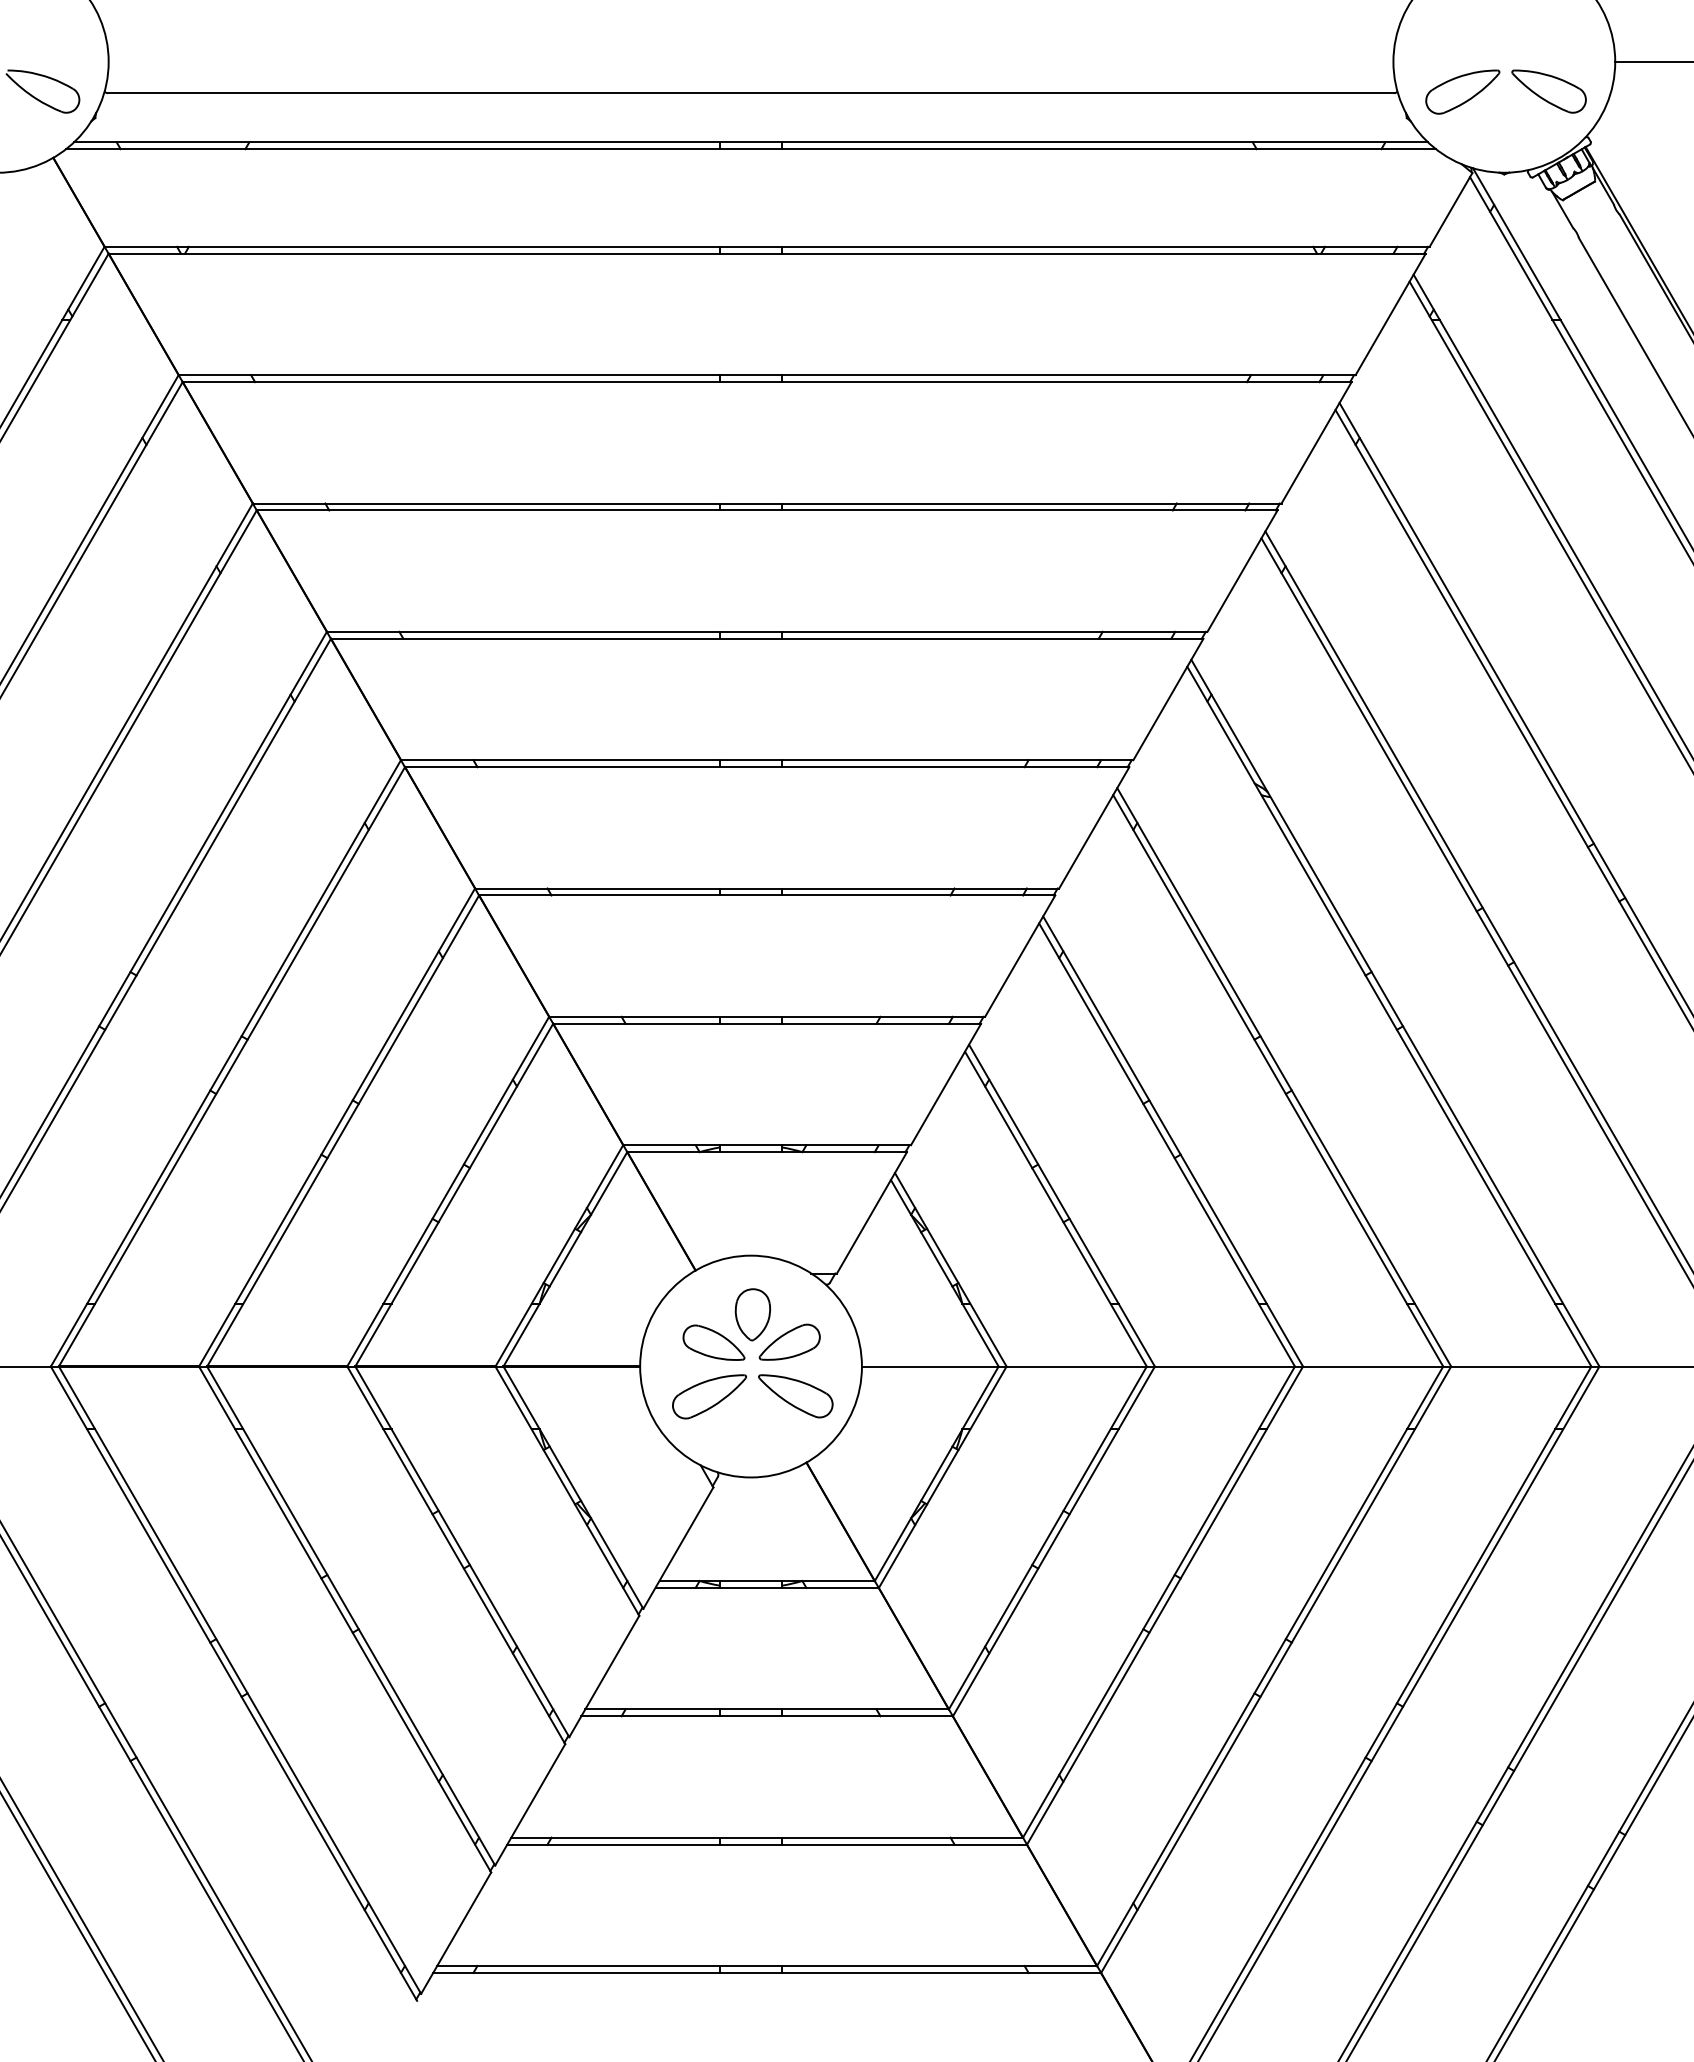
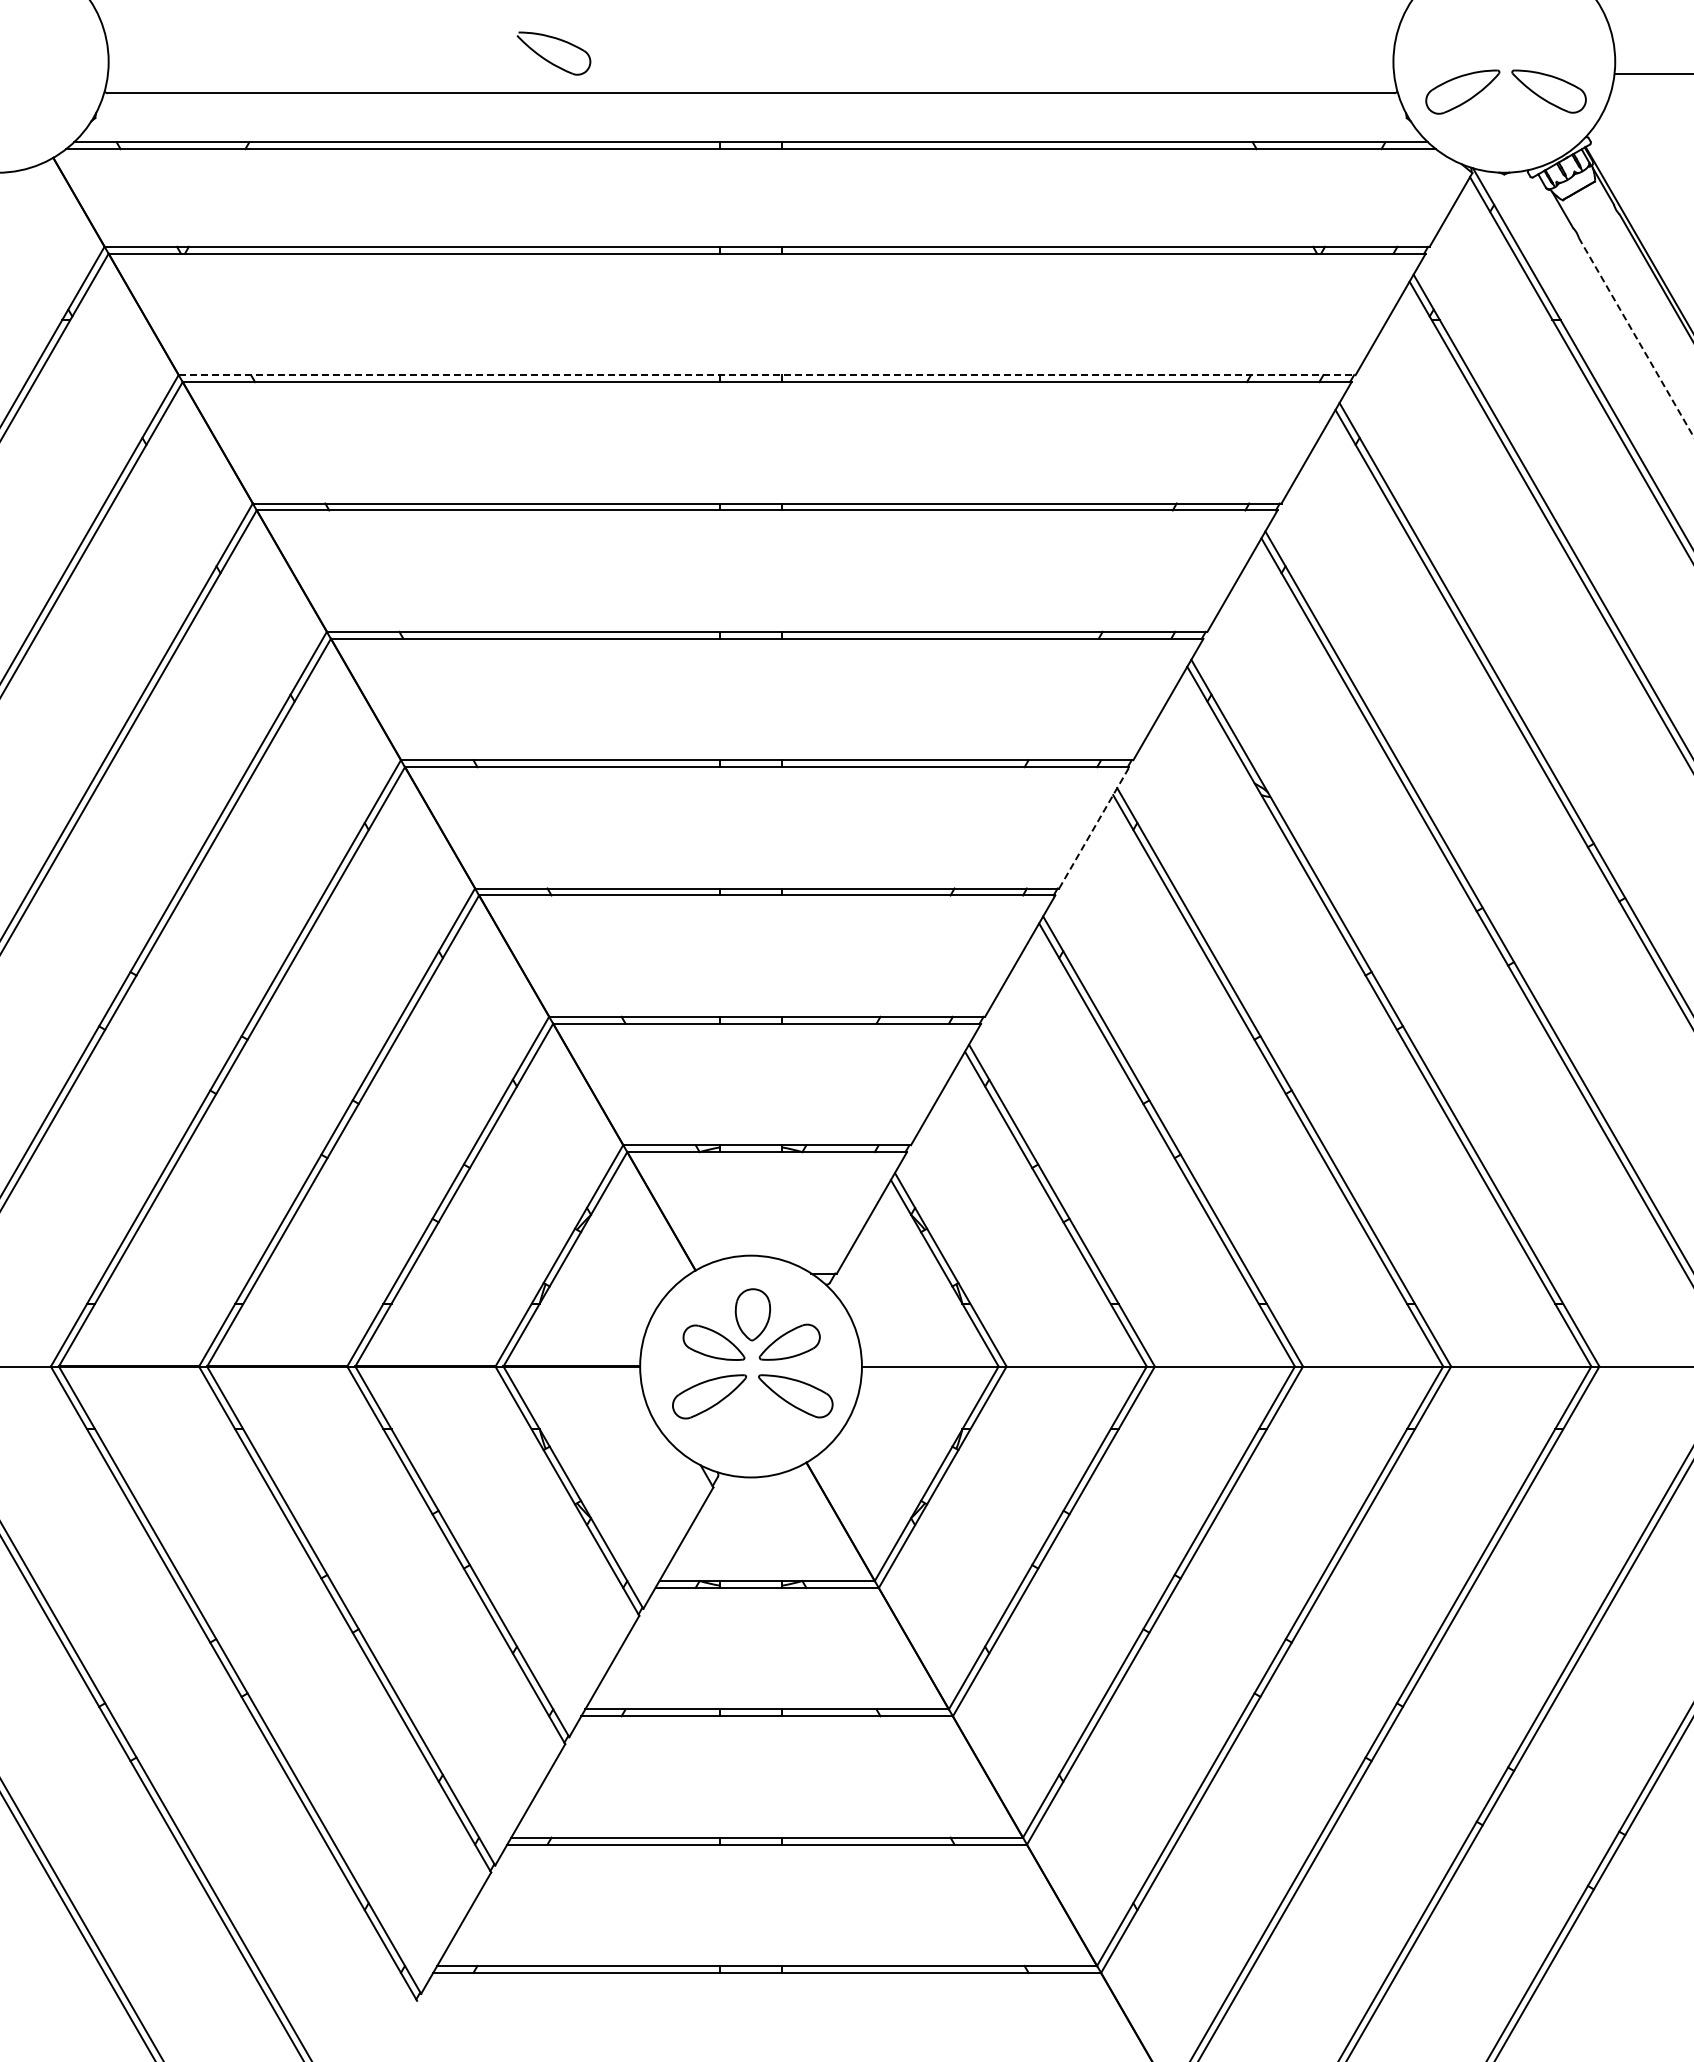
line position: (1652, 61) -> (1652, 73) (1652, 73)
part position: (36, 97) -> (547, 59) (547, 59)
line: solid -> dashed (1636, 337)
line: solid -> dashed (767, 375)
line: solid -> dashed (1094, 827)
